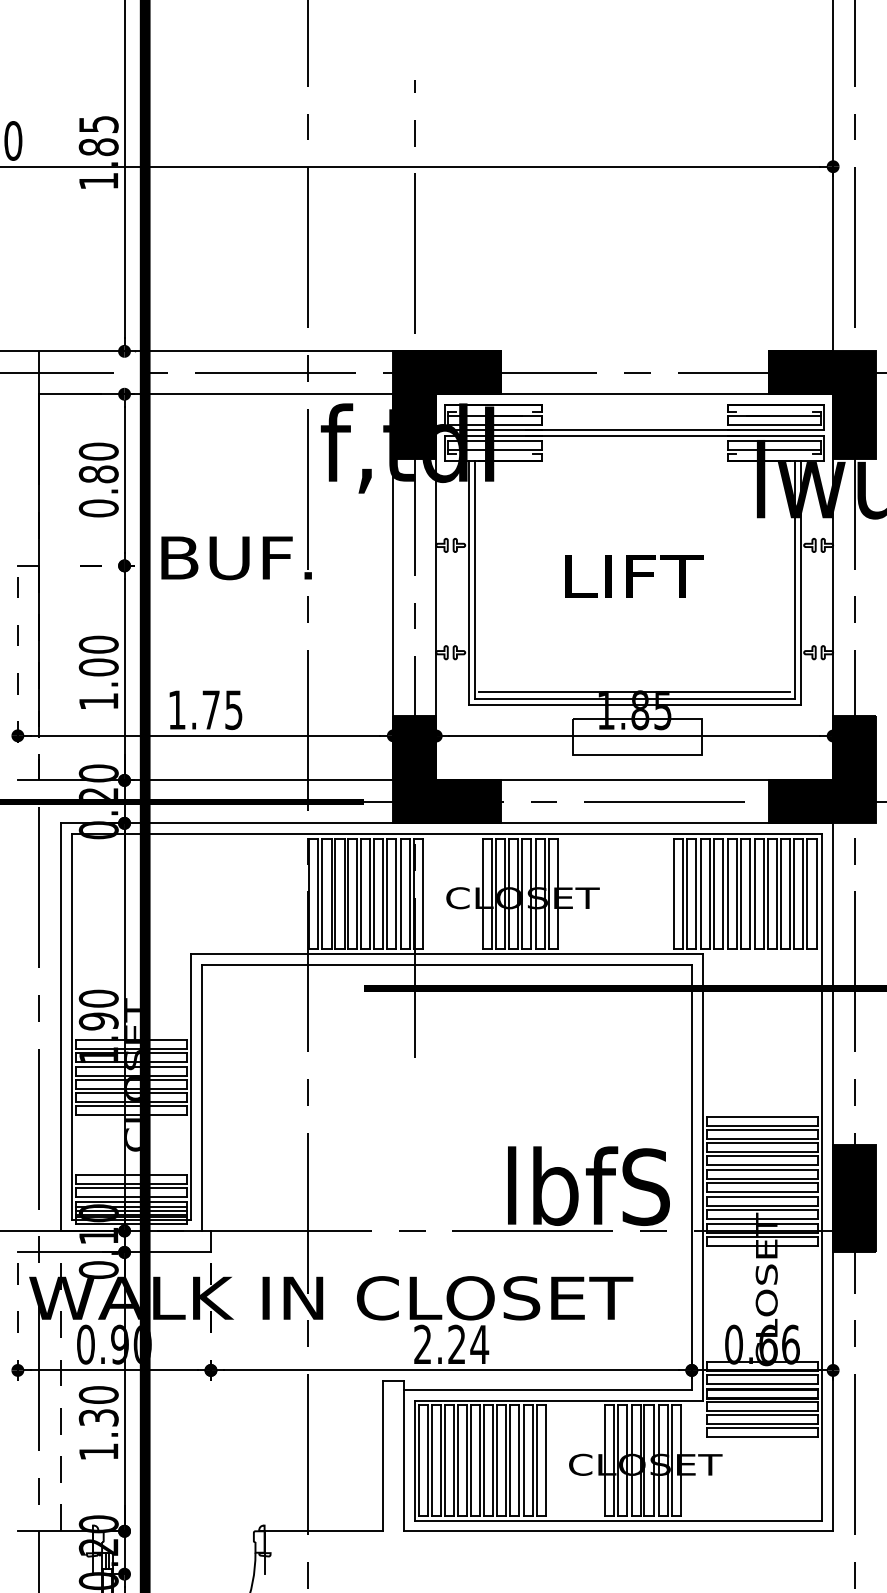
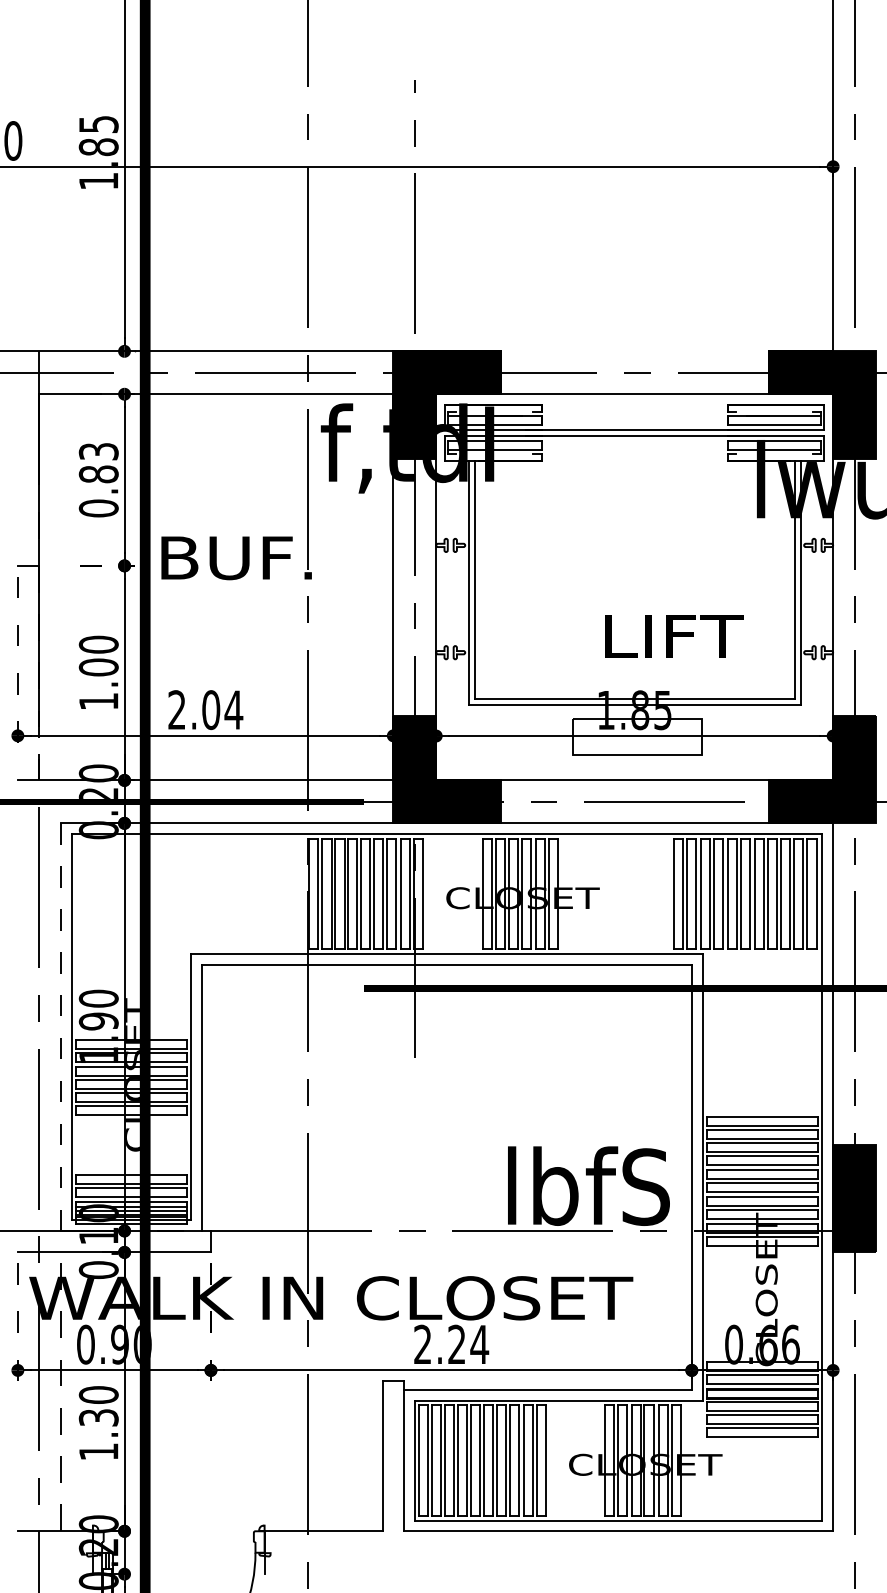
text: 0.80 -> 0.83 (98, 451)
text position: (634, 576) -> (674, 636) (674, 636)
line: present -> none (634, 691)
text: 1.75 -> 2.04 (205, 710)
line: solid -> dashed (60, 1027)
